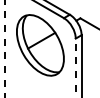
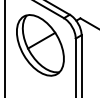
line: dashed -> solid (5, 49)
line: dashed -> solid (75, 67)
